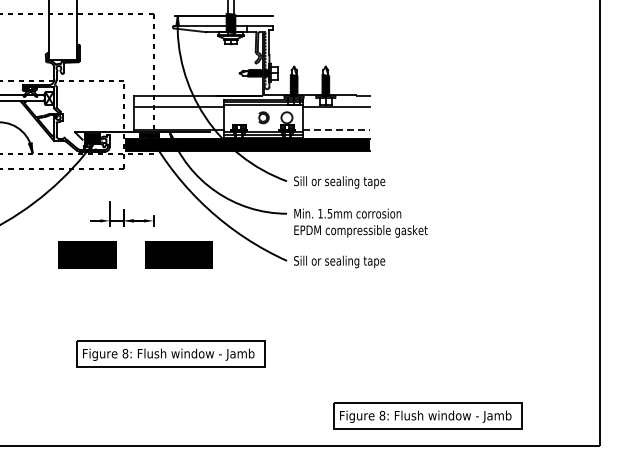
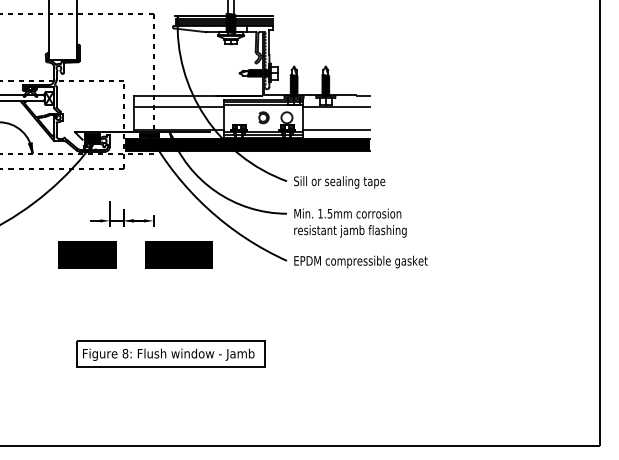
fill: none -> present (224, 21)
line: dashed -> solid (336, 130)
text: EPDM compressible gasket -> resistant jamb flashing (360, 231)
text: Sill or sealing tape -> EPDM compressible gasket (360, 261)
part: present -> none (427, 415)
